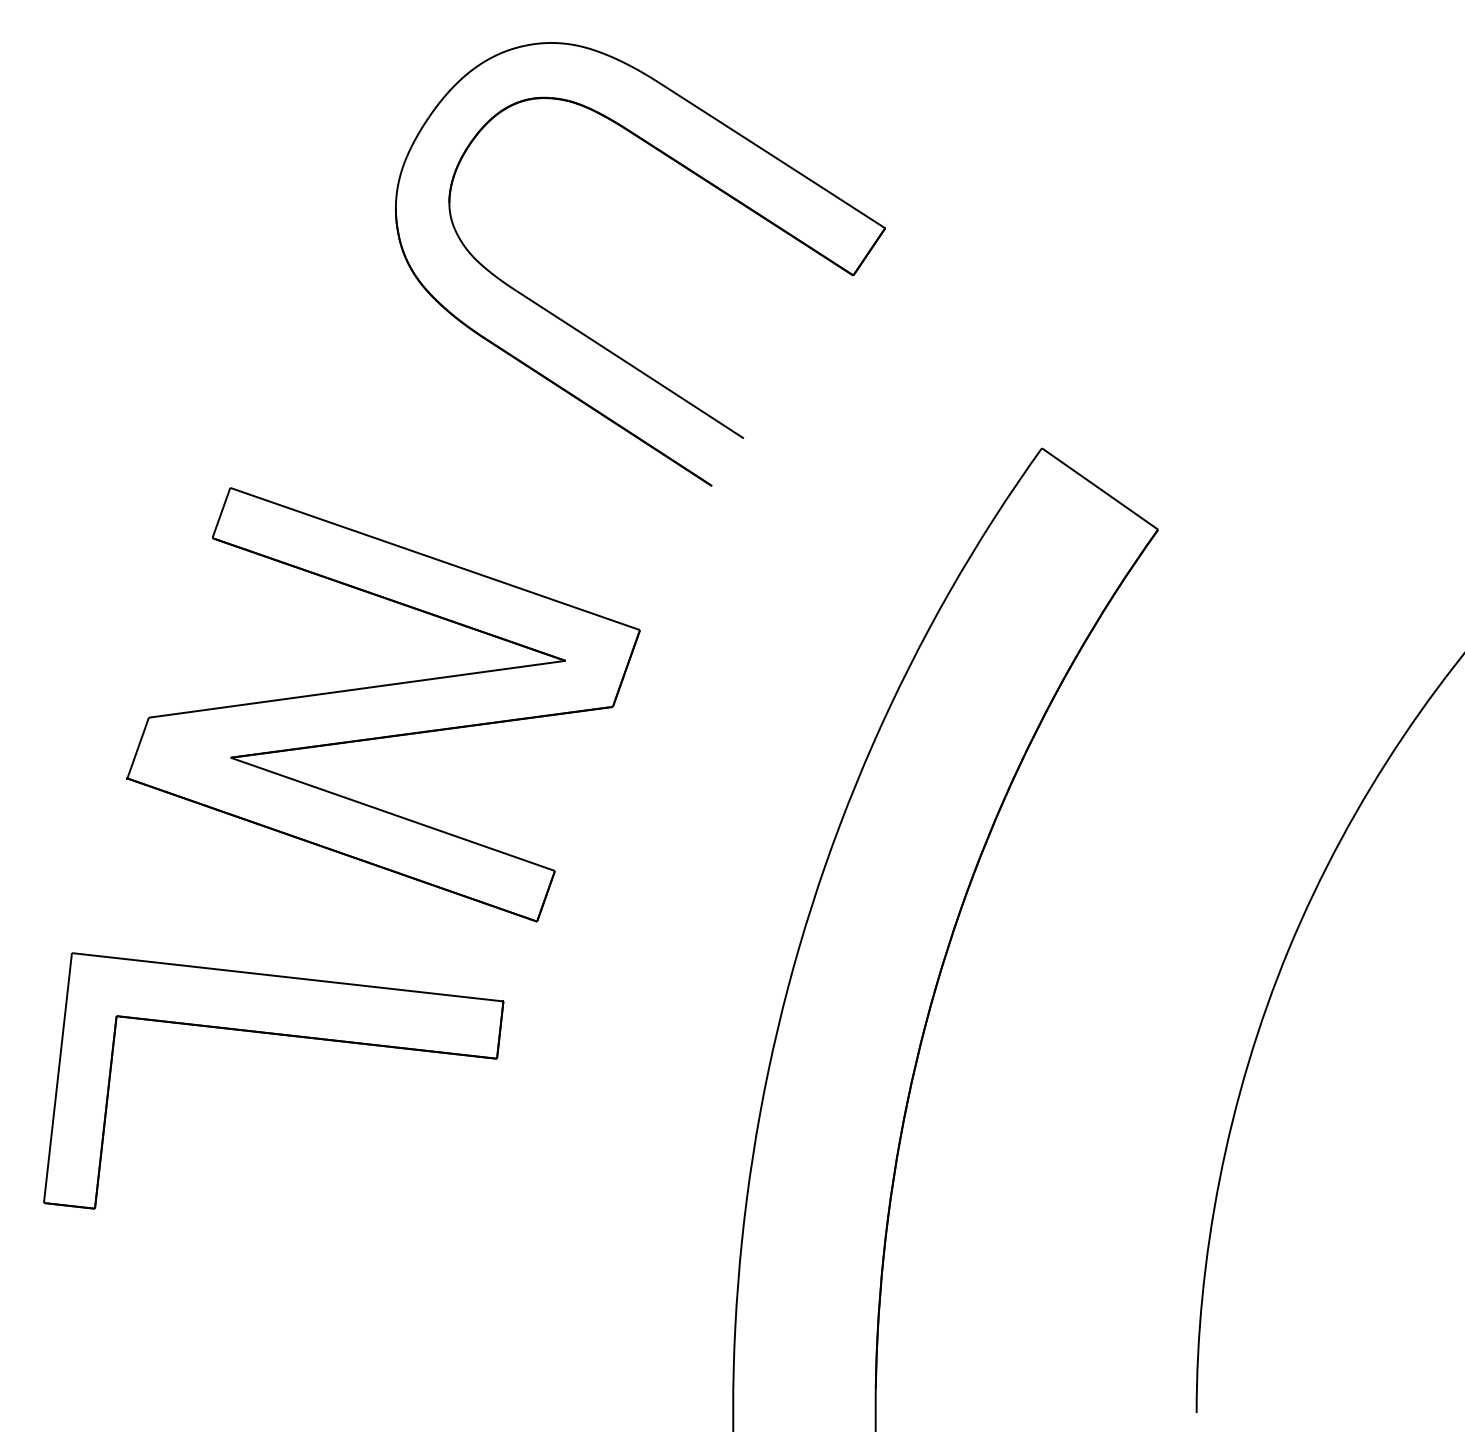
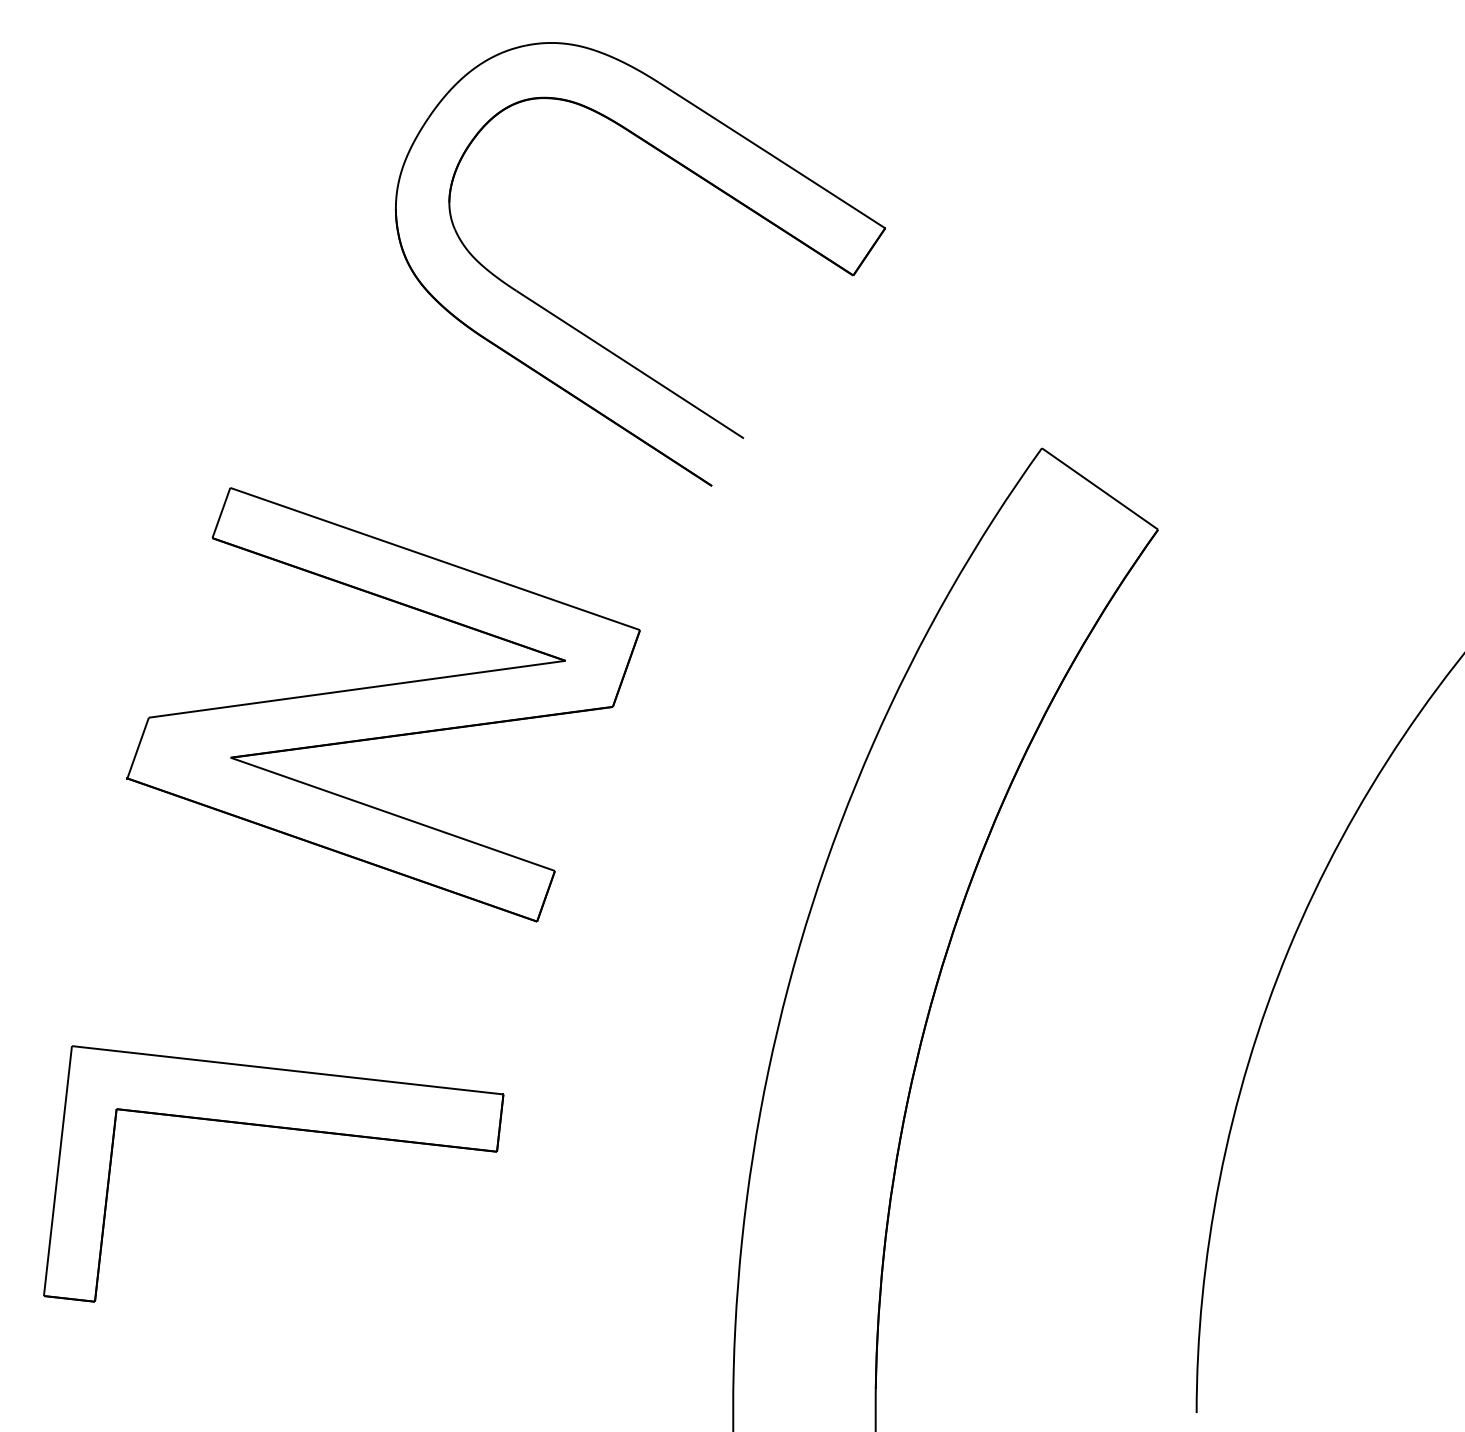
part position: (277, 1035) -> (277, 1128) (277, 1128)
